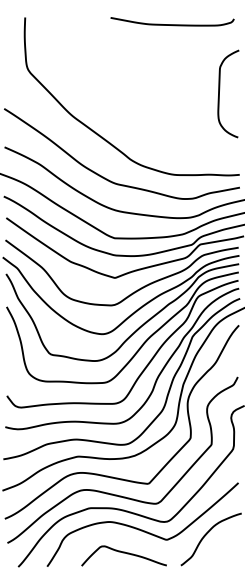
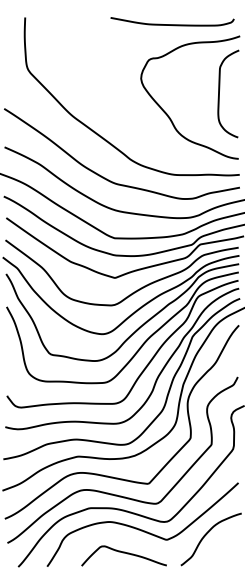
curve: none -> present (167, 113)
